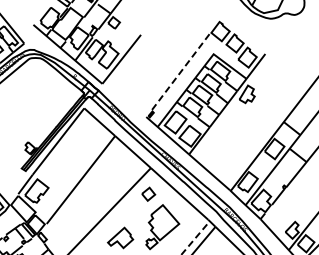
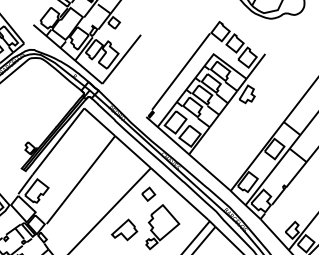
line: dashed -> solid (181, 71)
part position: (120, 237) -> (124, 229) (124, 229)
line: dashed -> solid (195, 237)
